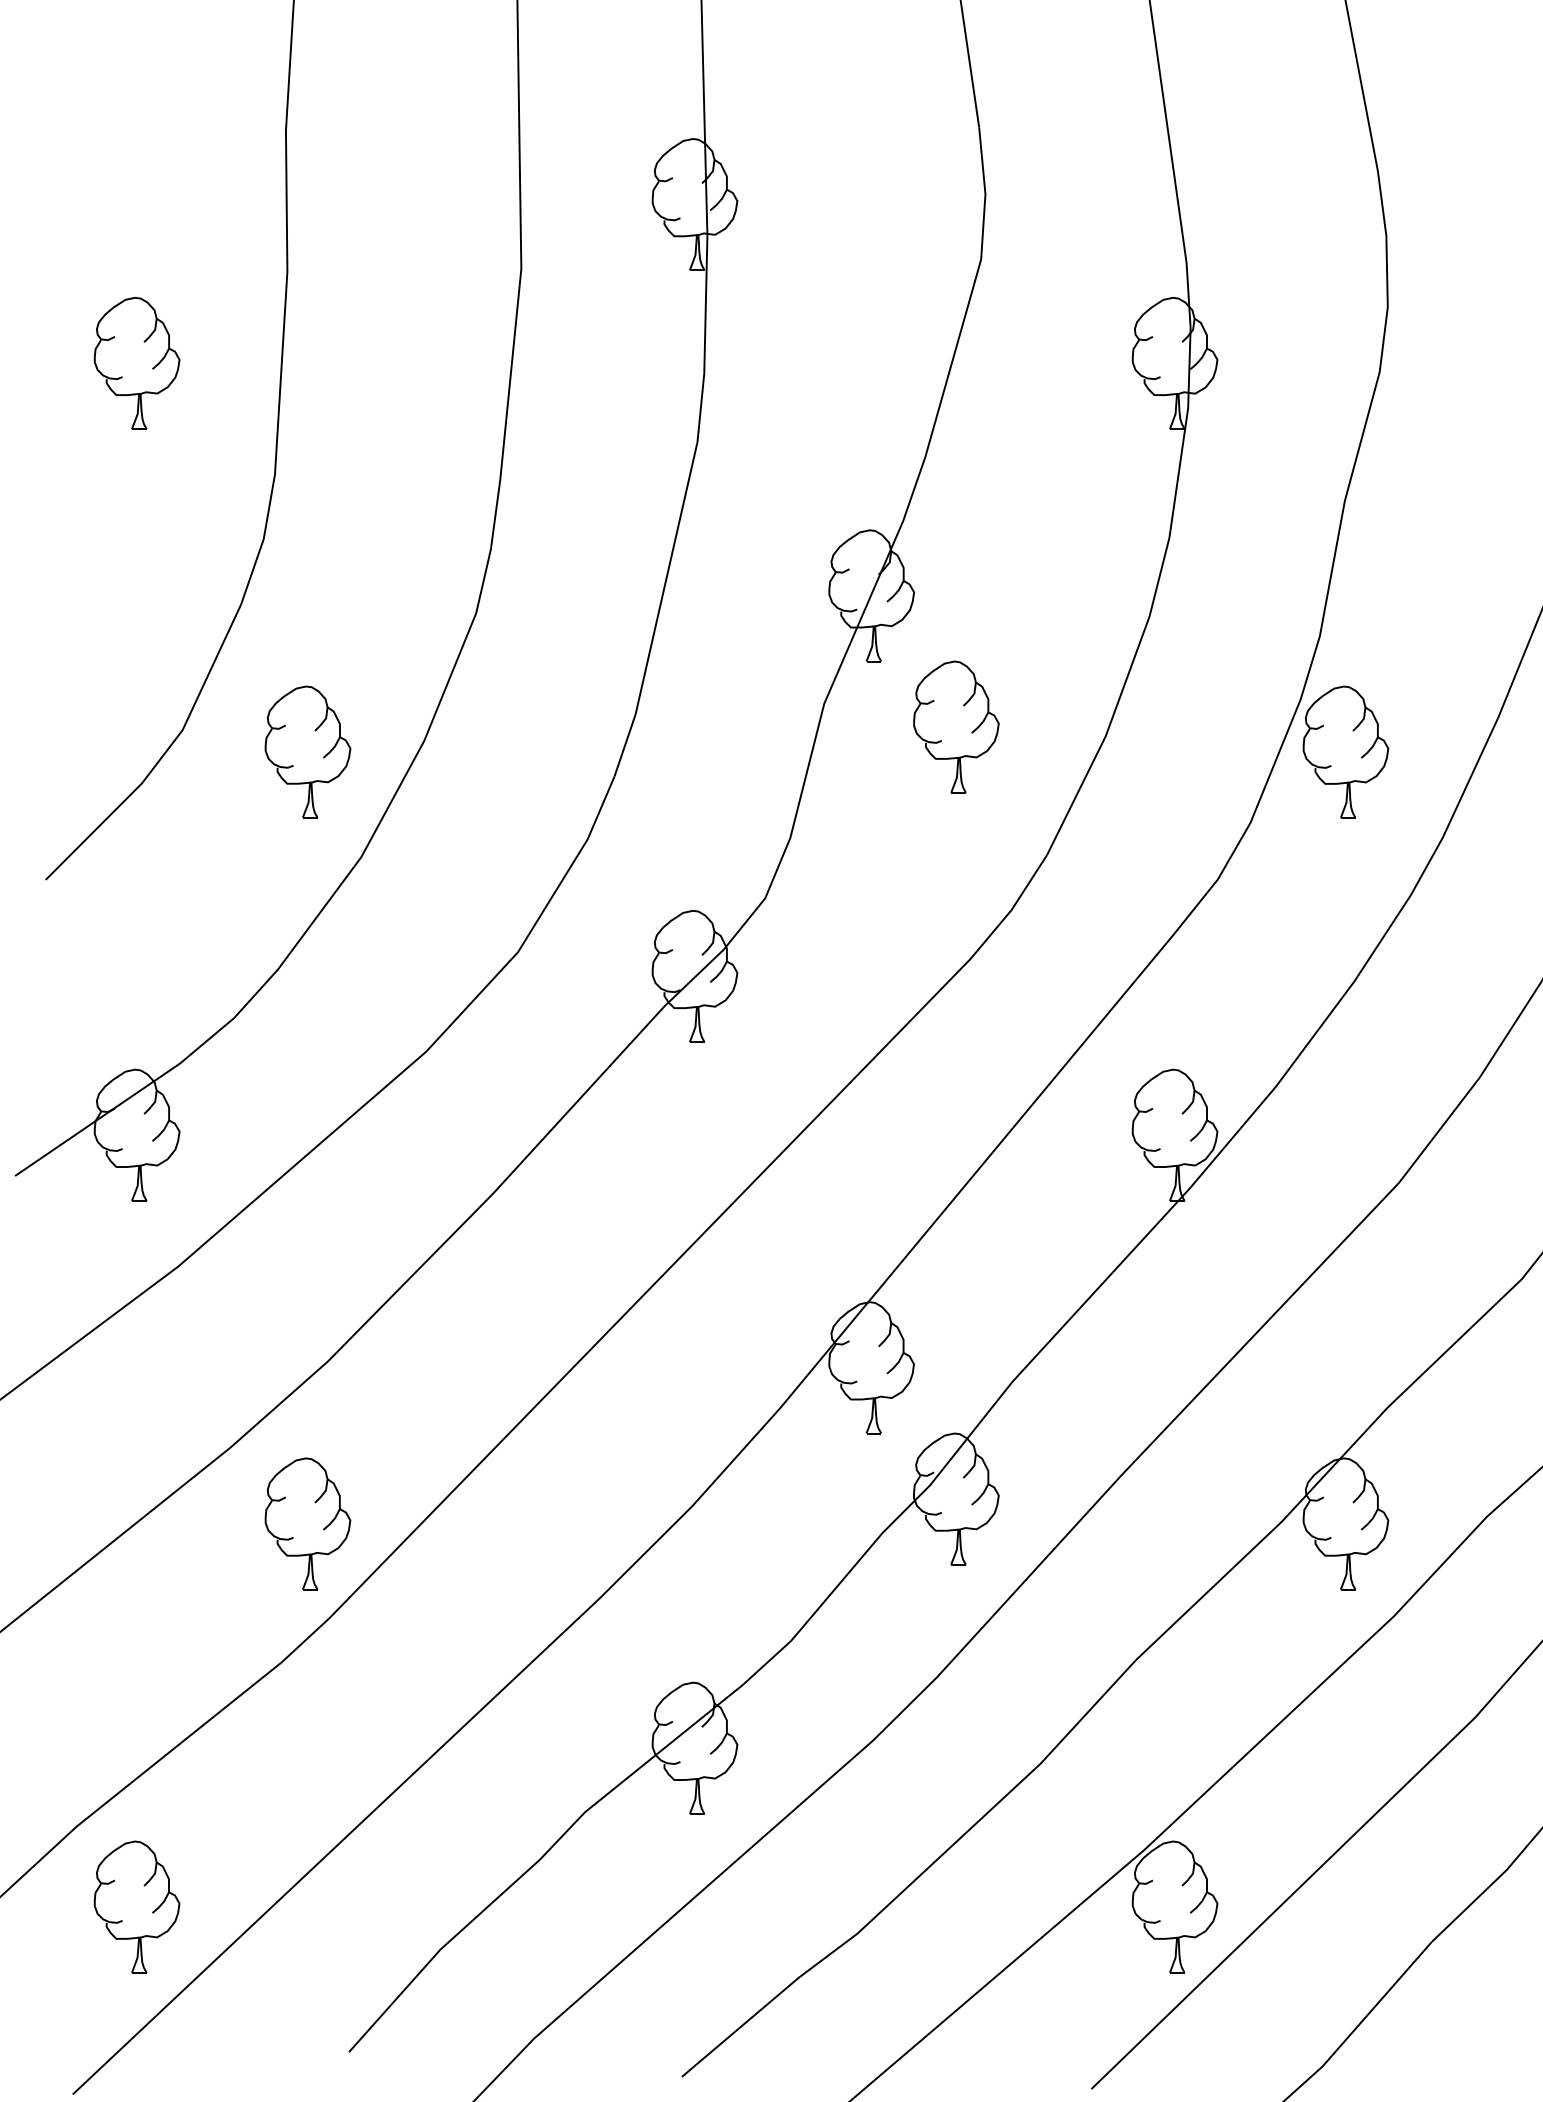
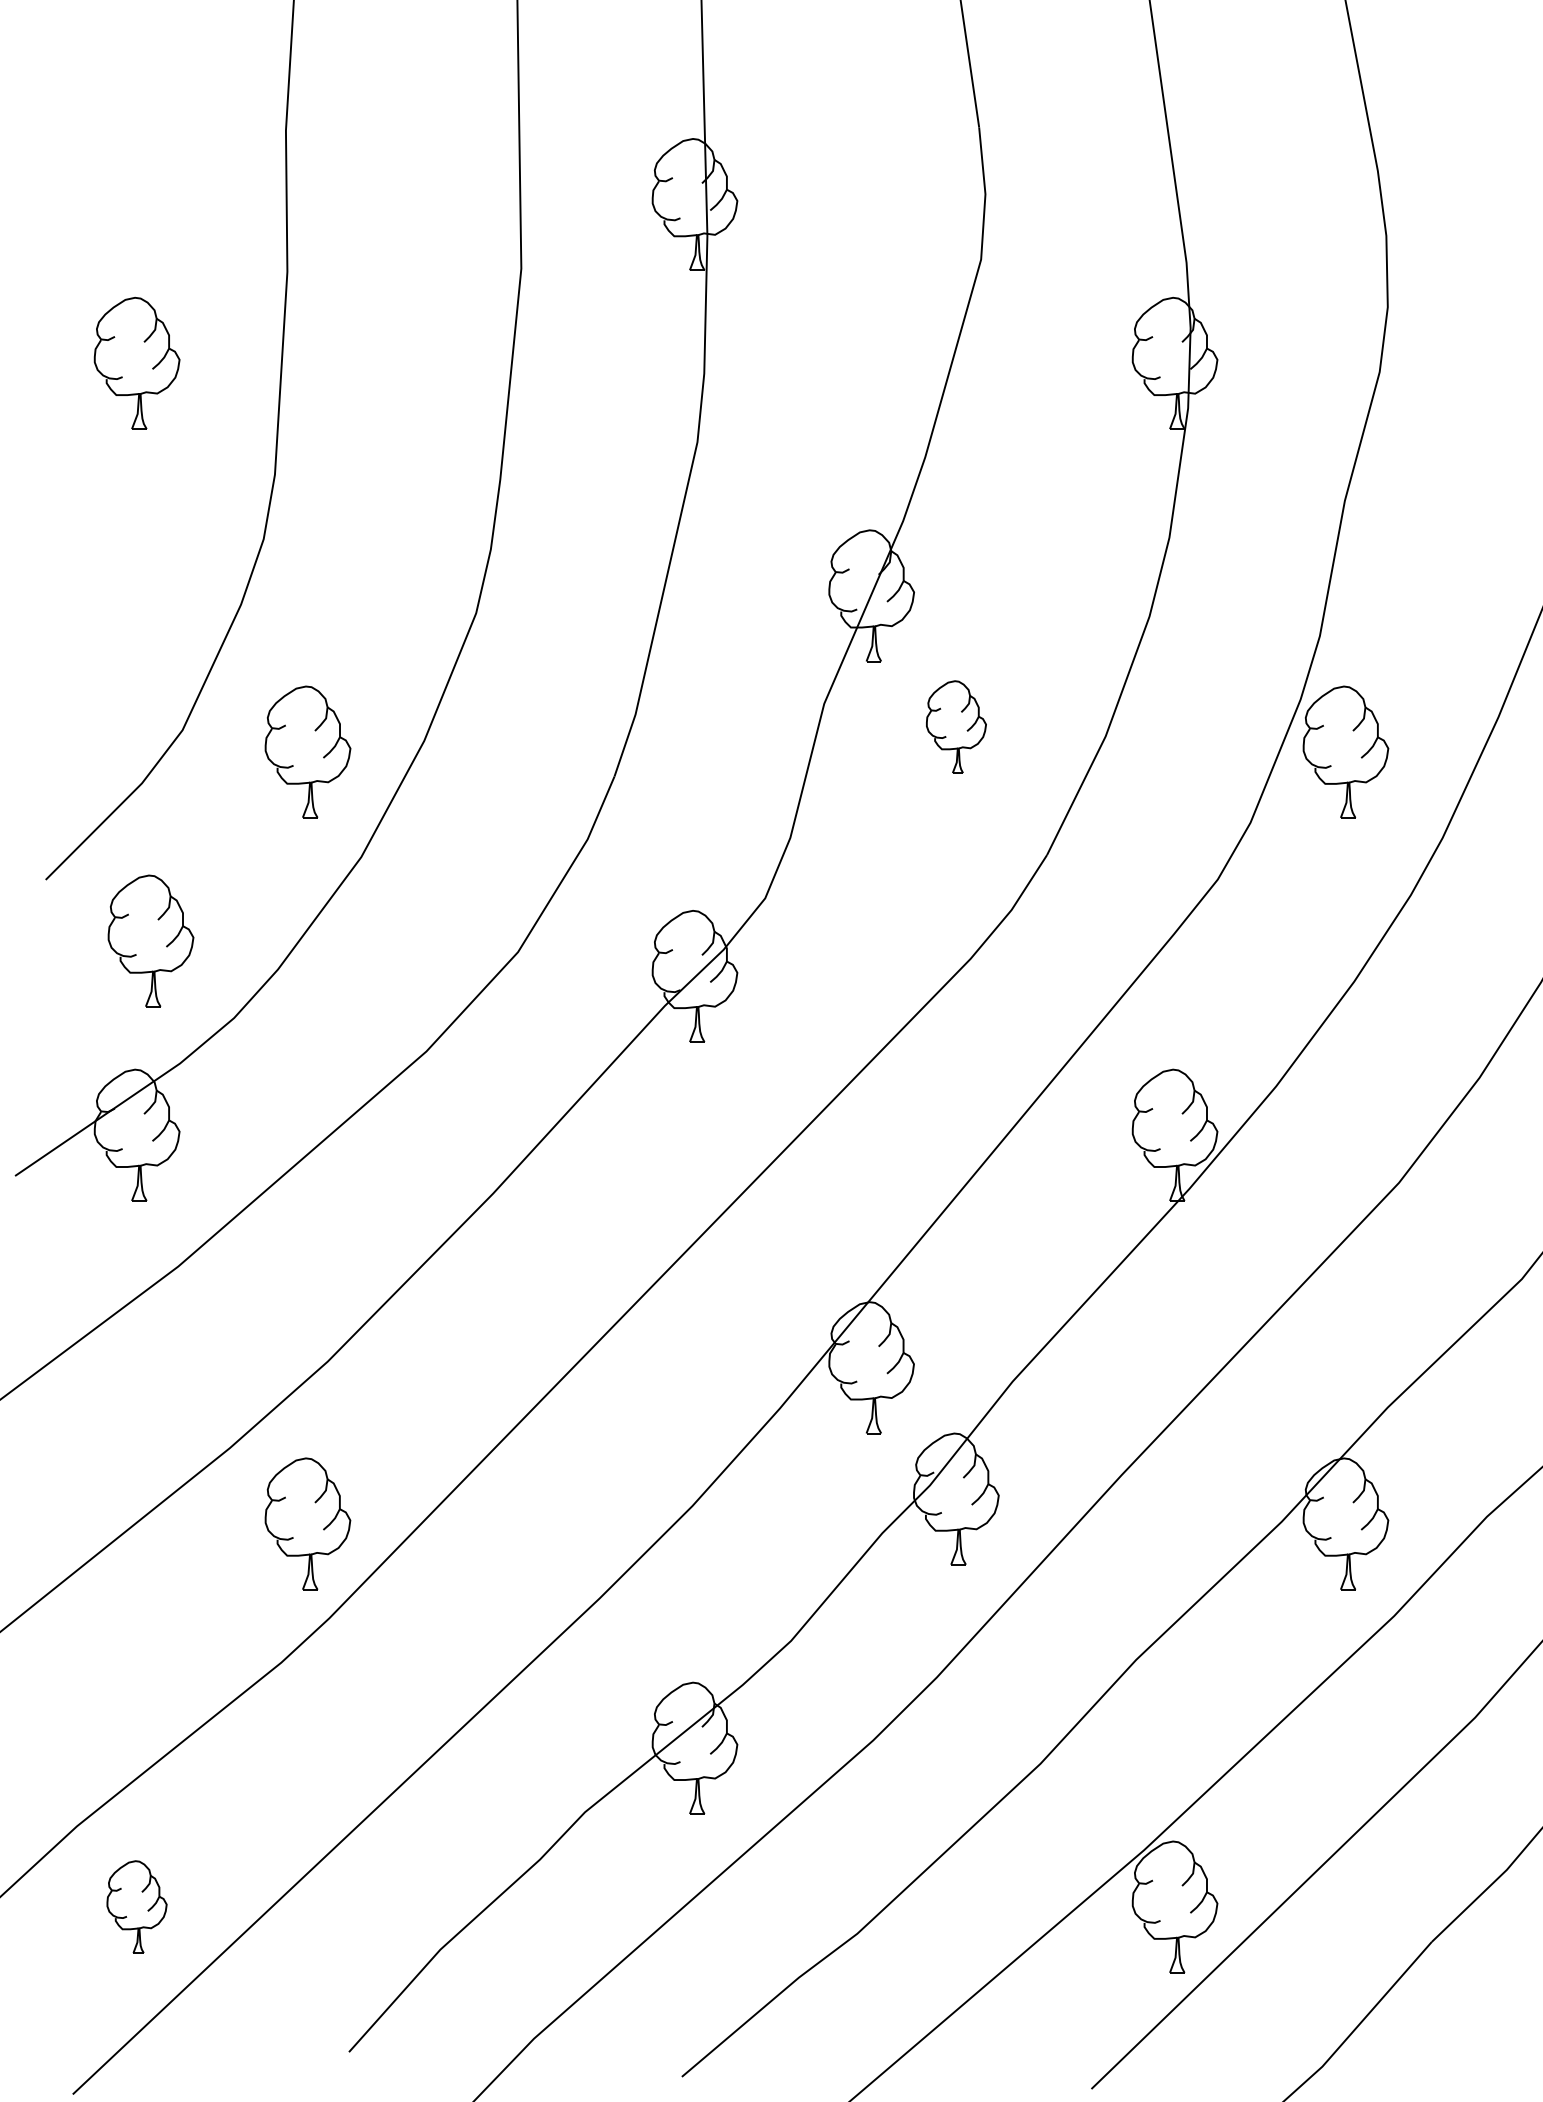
part size: 87x134 px -> 61x94 px (956, 726)
part: none -> present (150, 940)
part size: 88x134 px -> 62x94 px (136, 1906)
